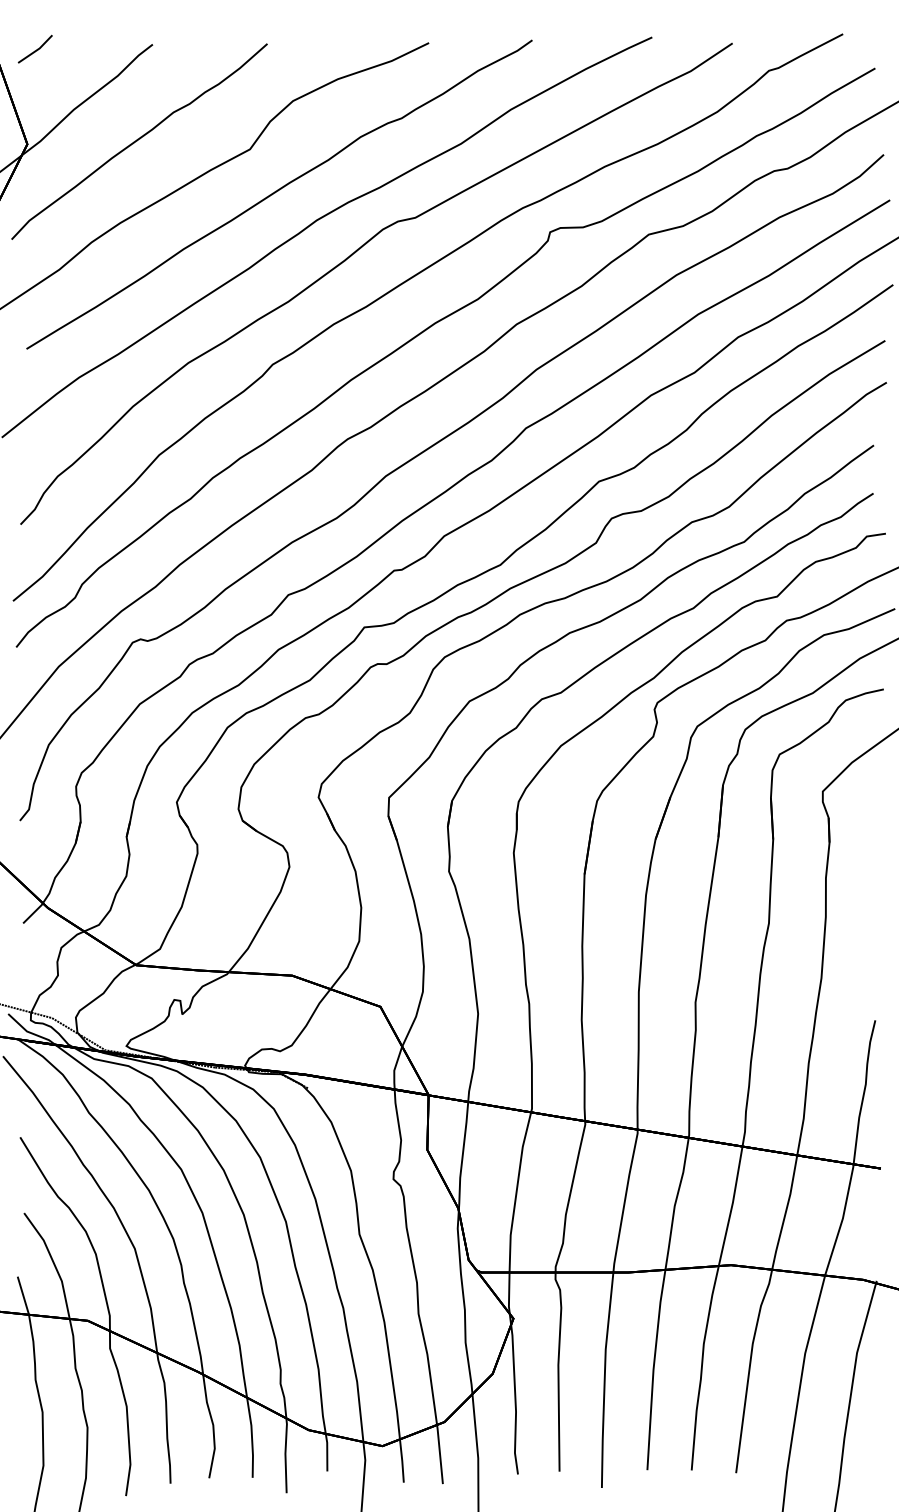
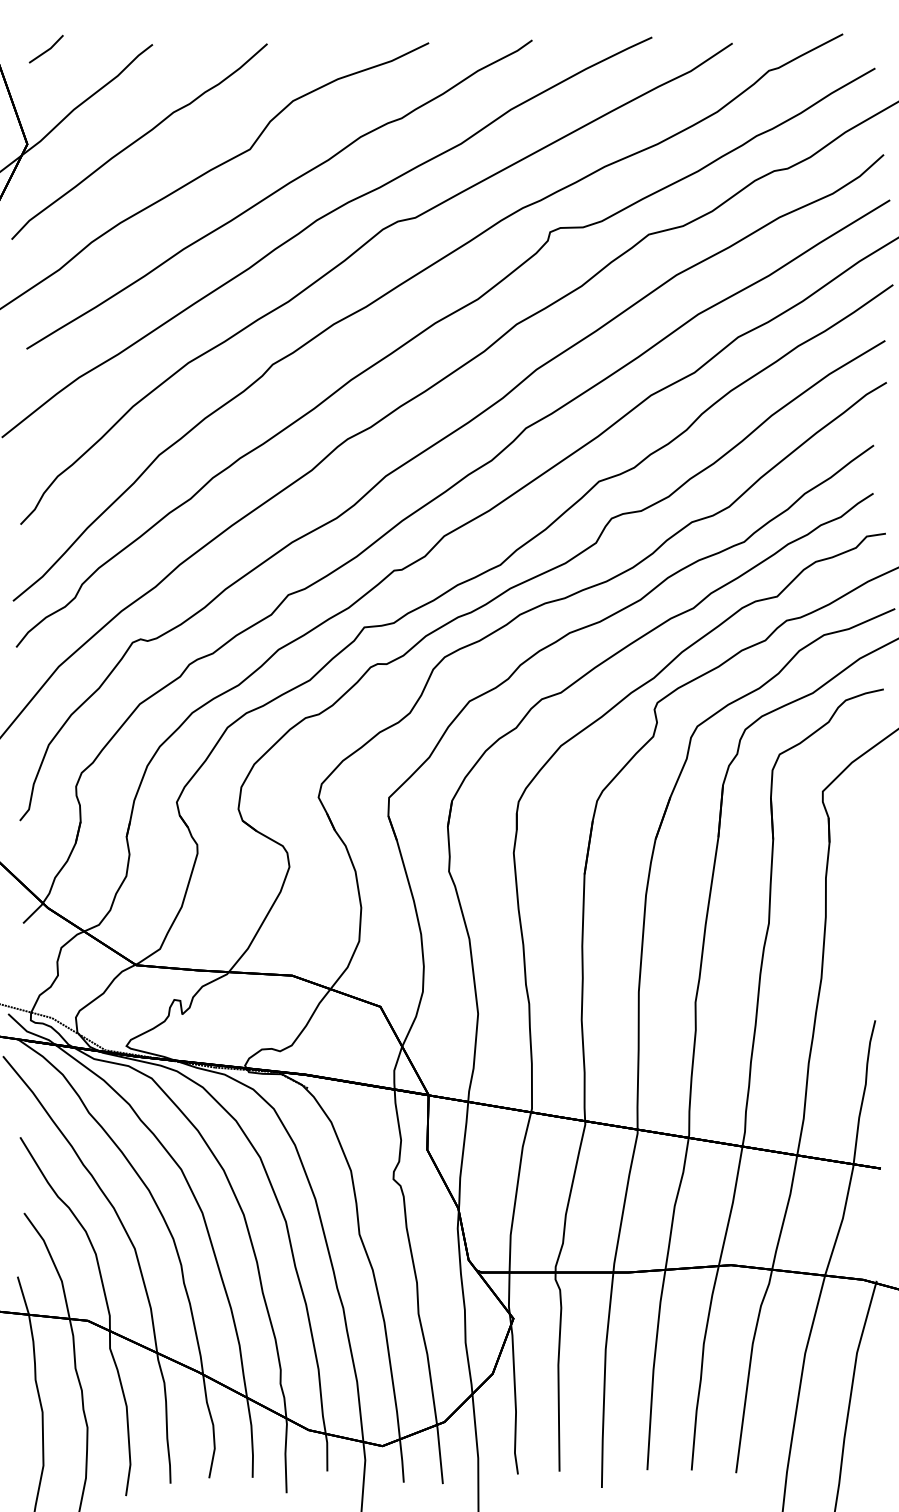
part position: (34, 48) -> (45, 48) (45, 48)
